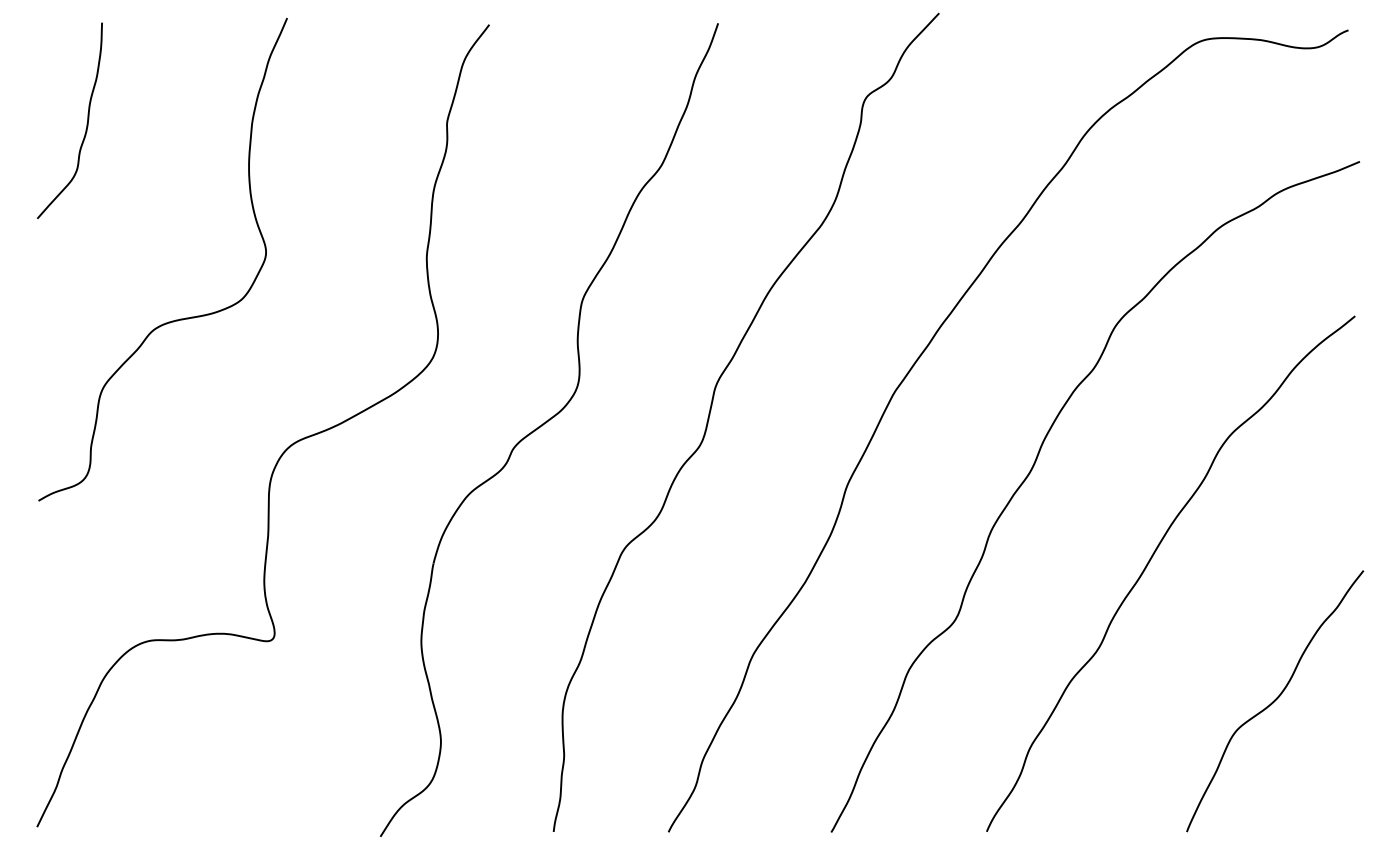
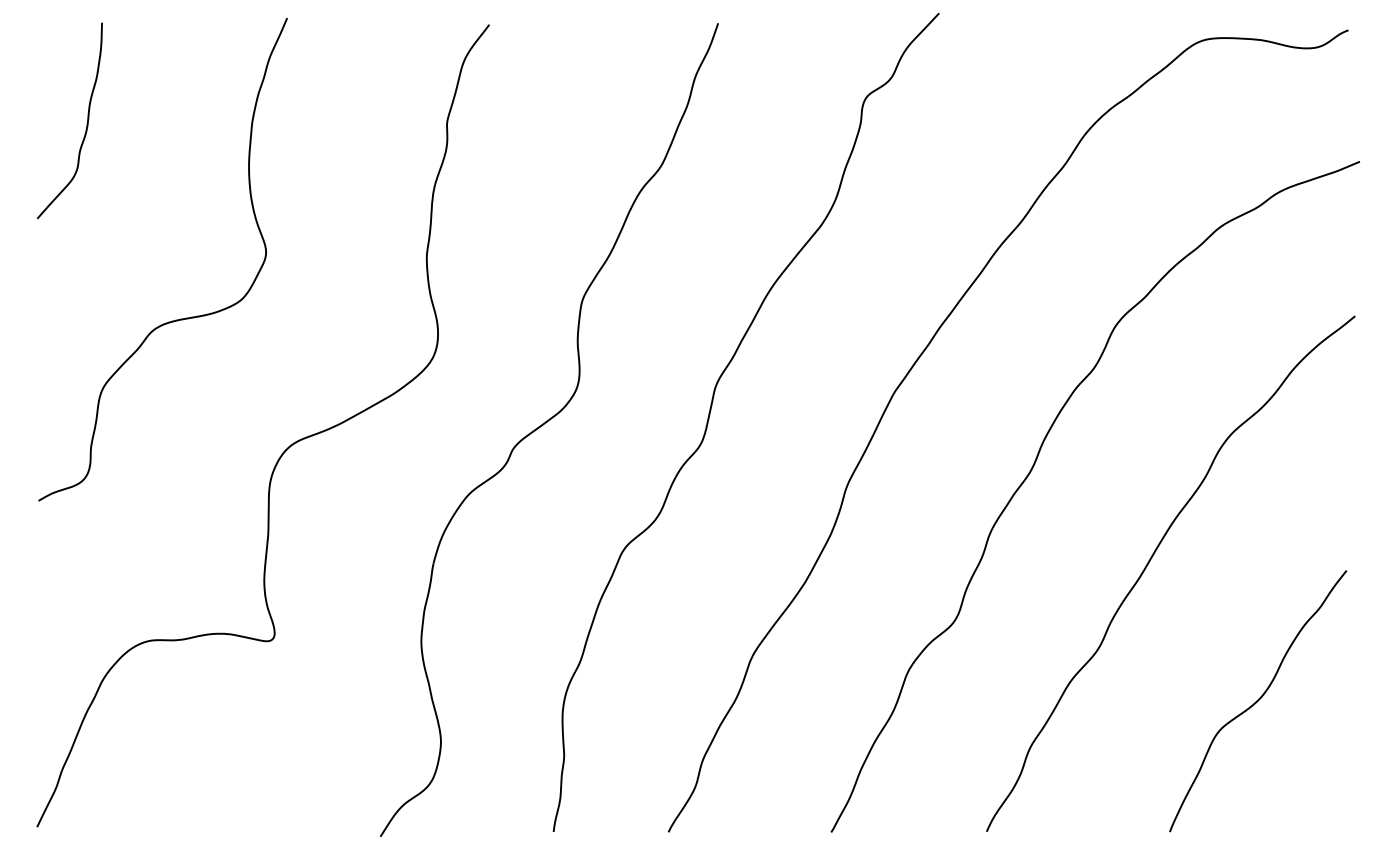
curve position: (1275, 701) -> (1258, 701) (1258, 701)
